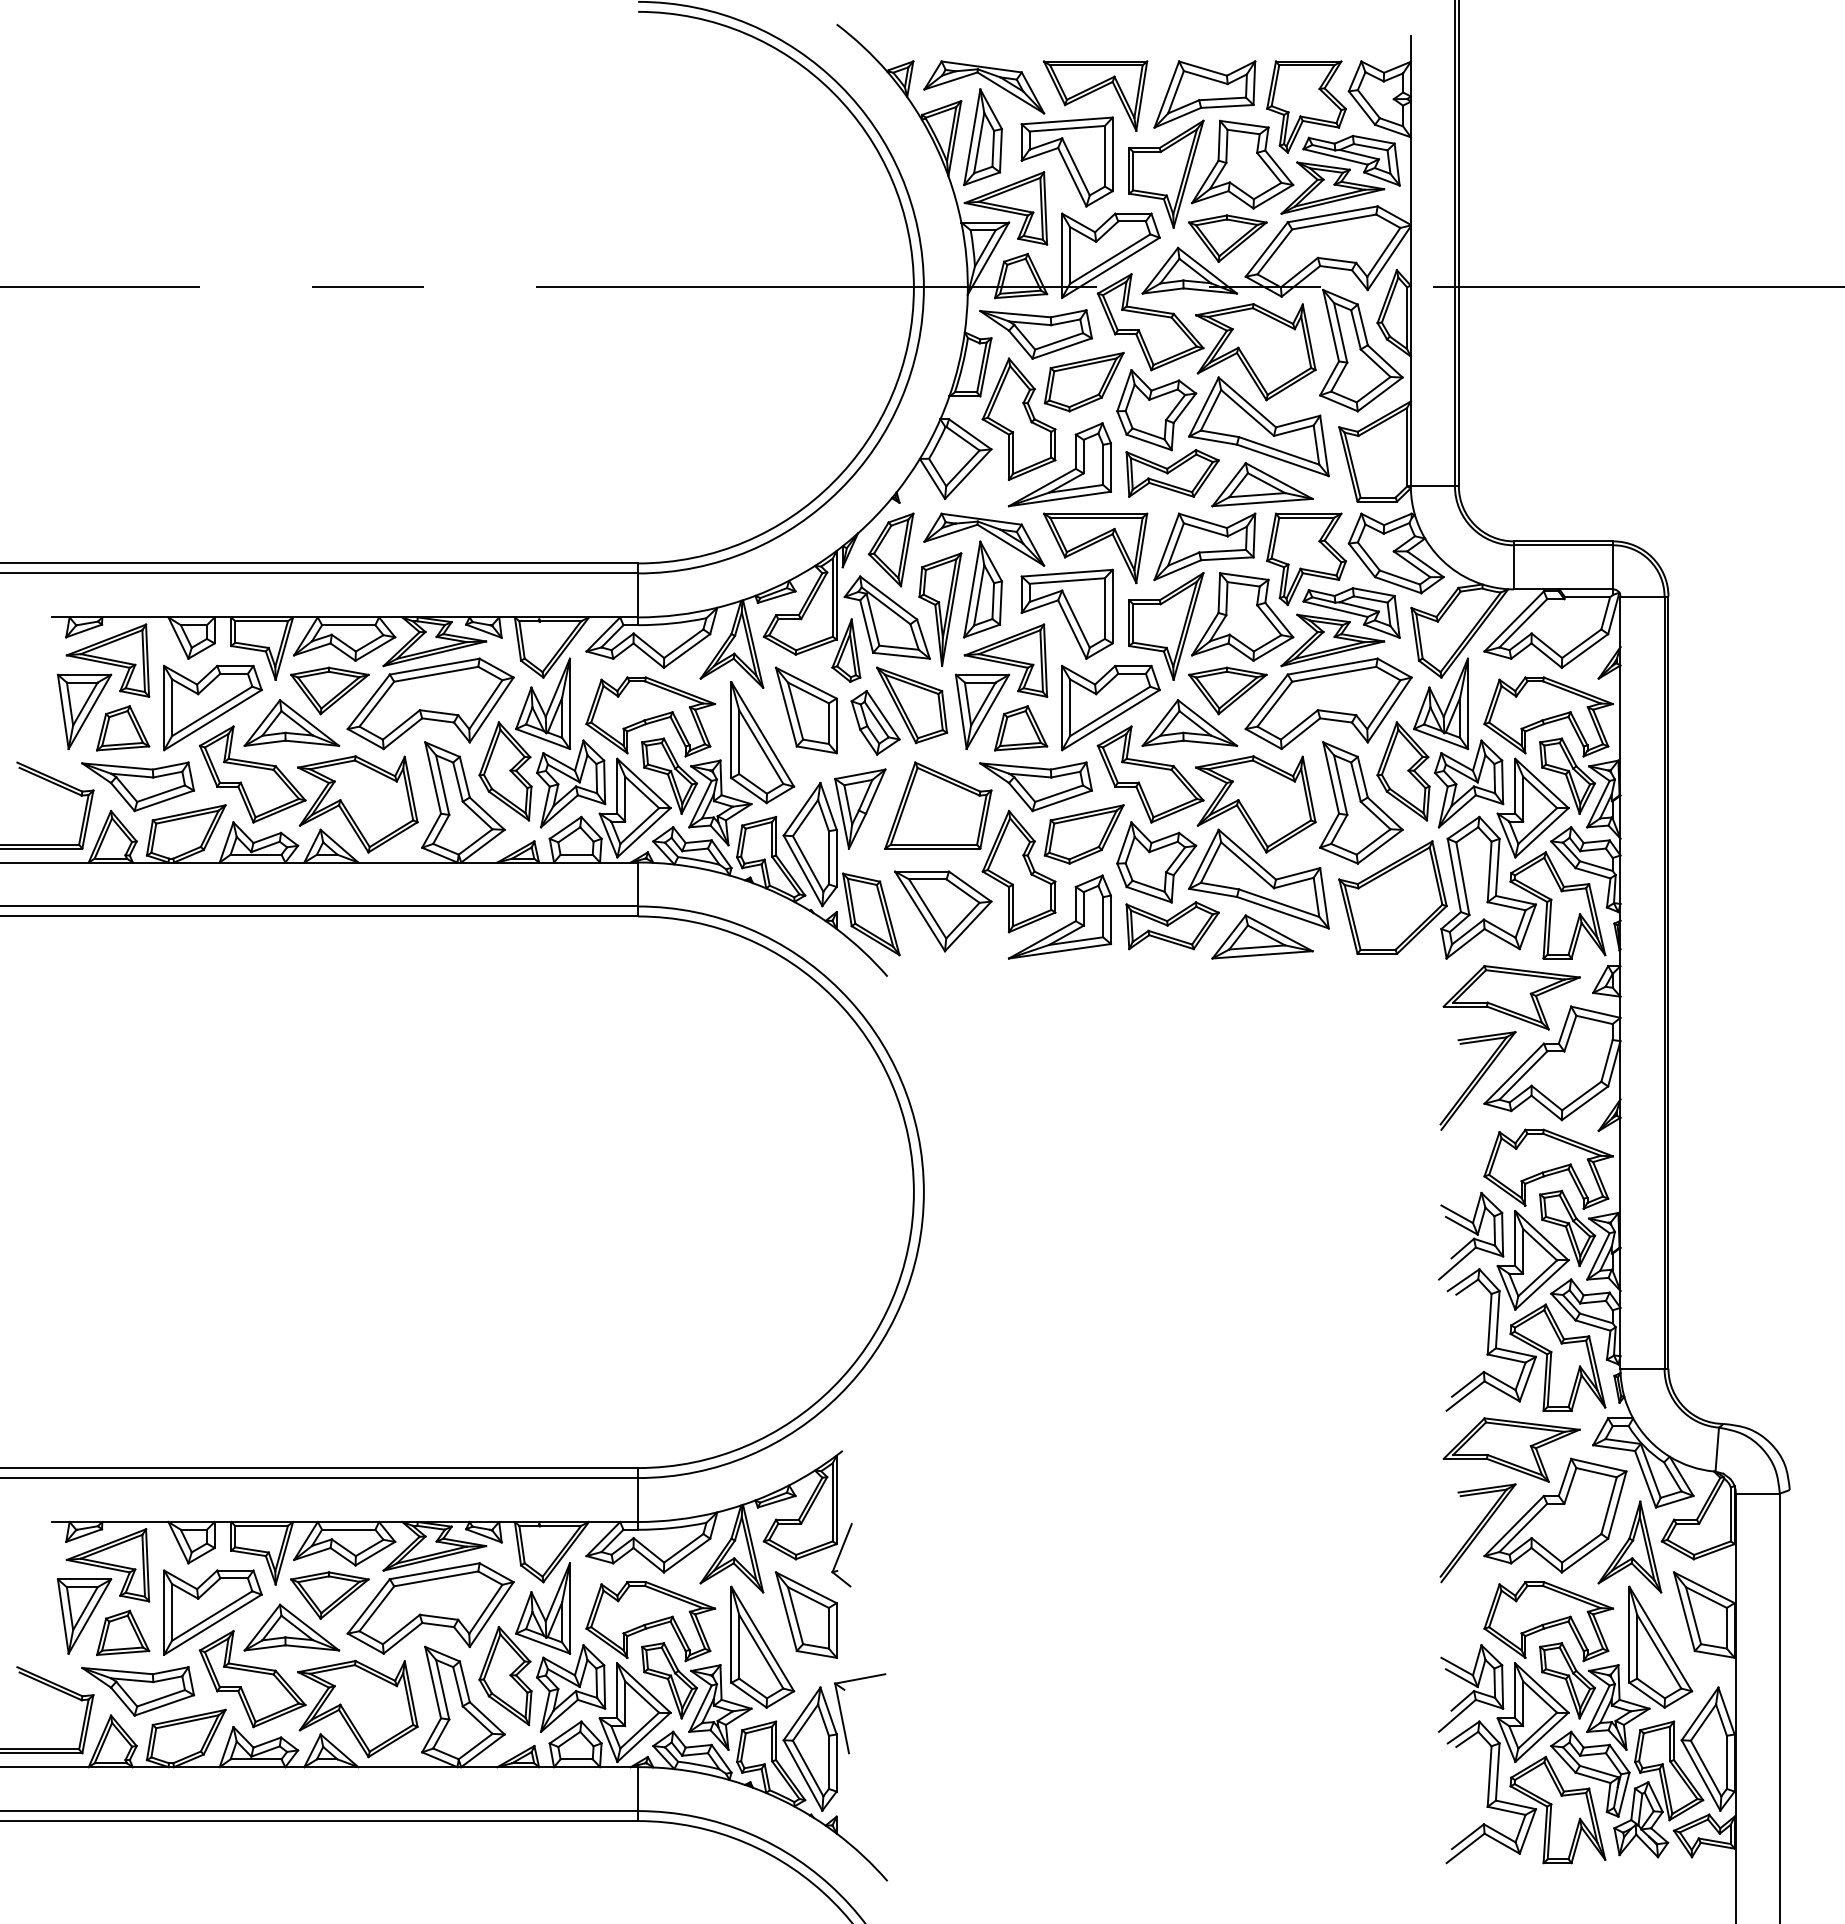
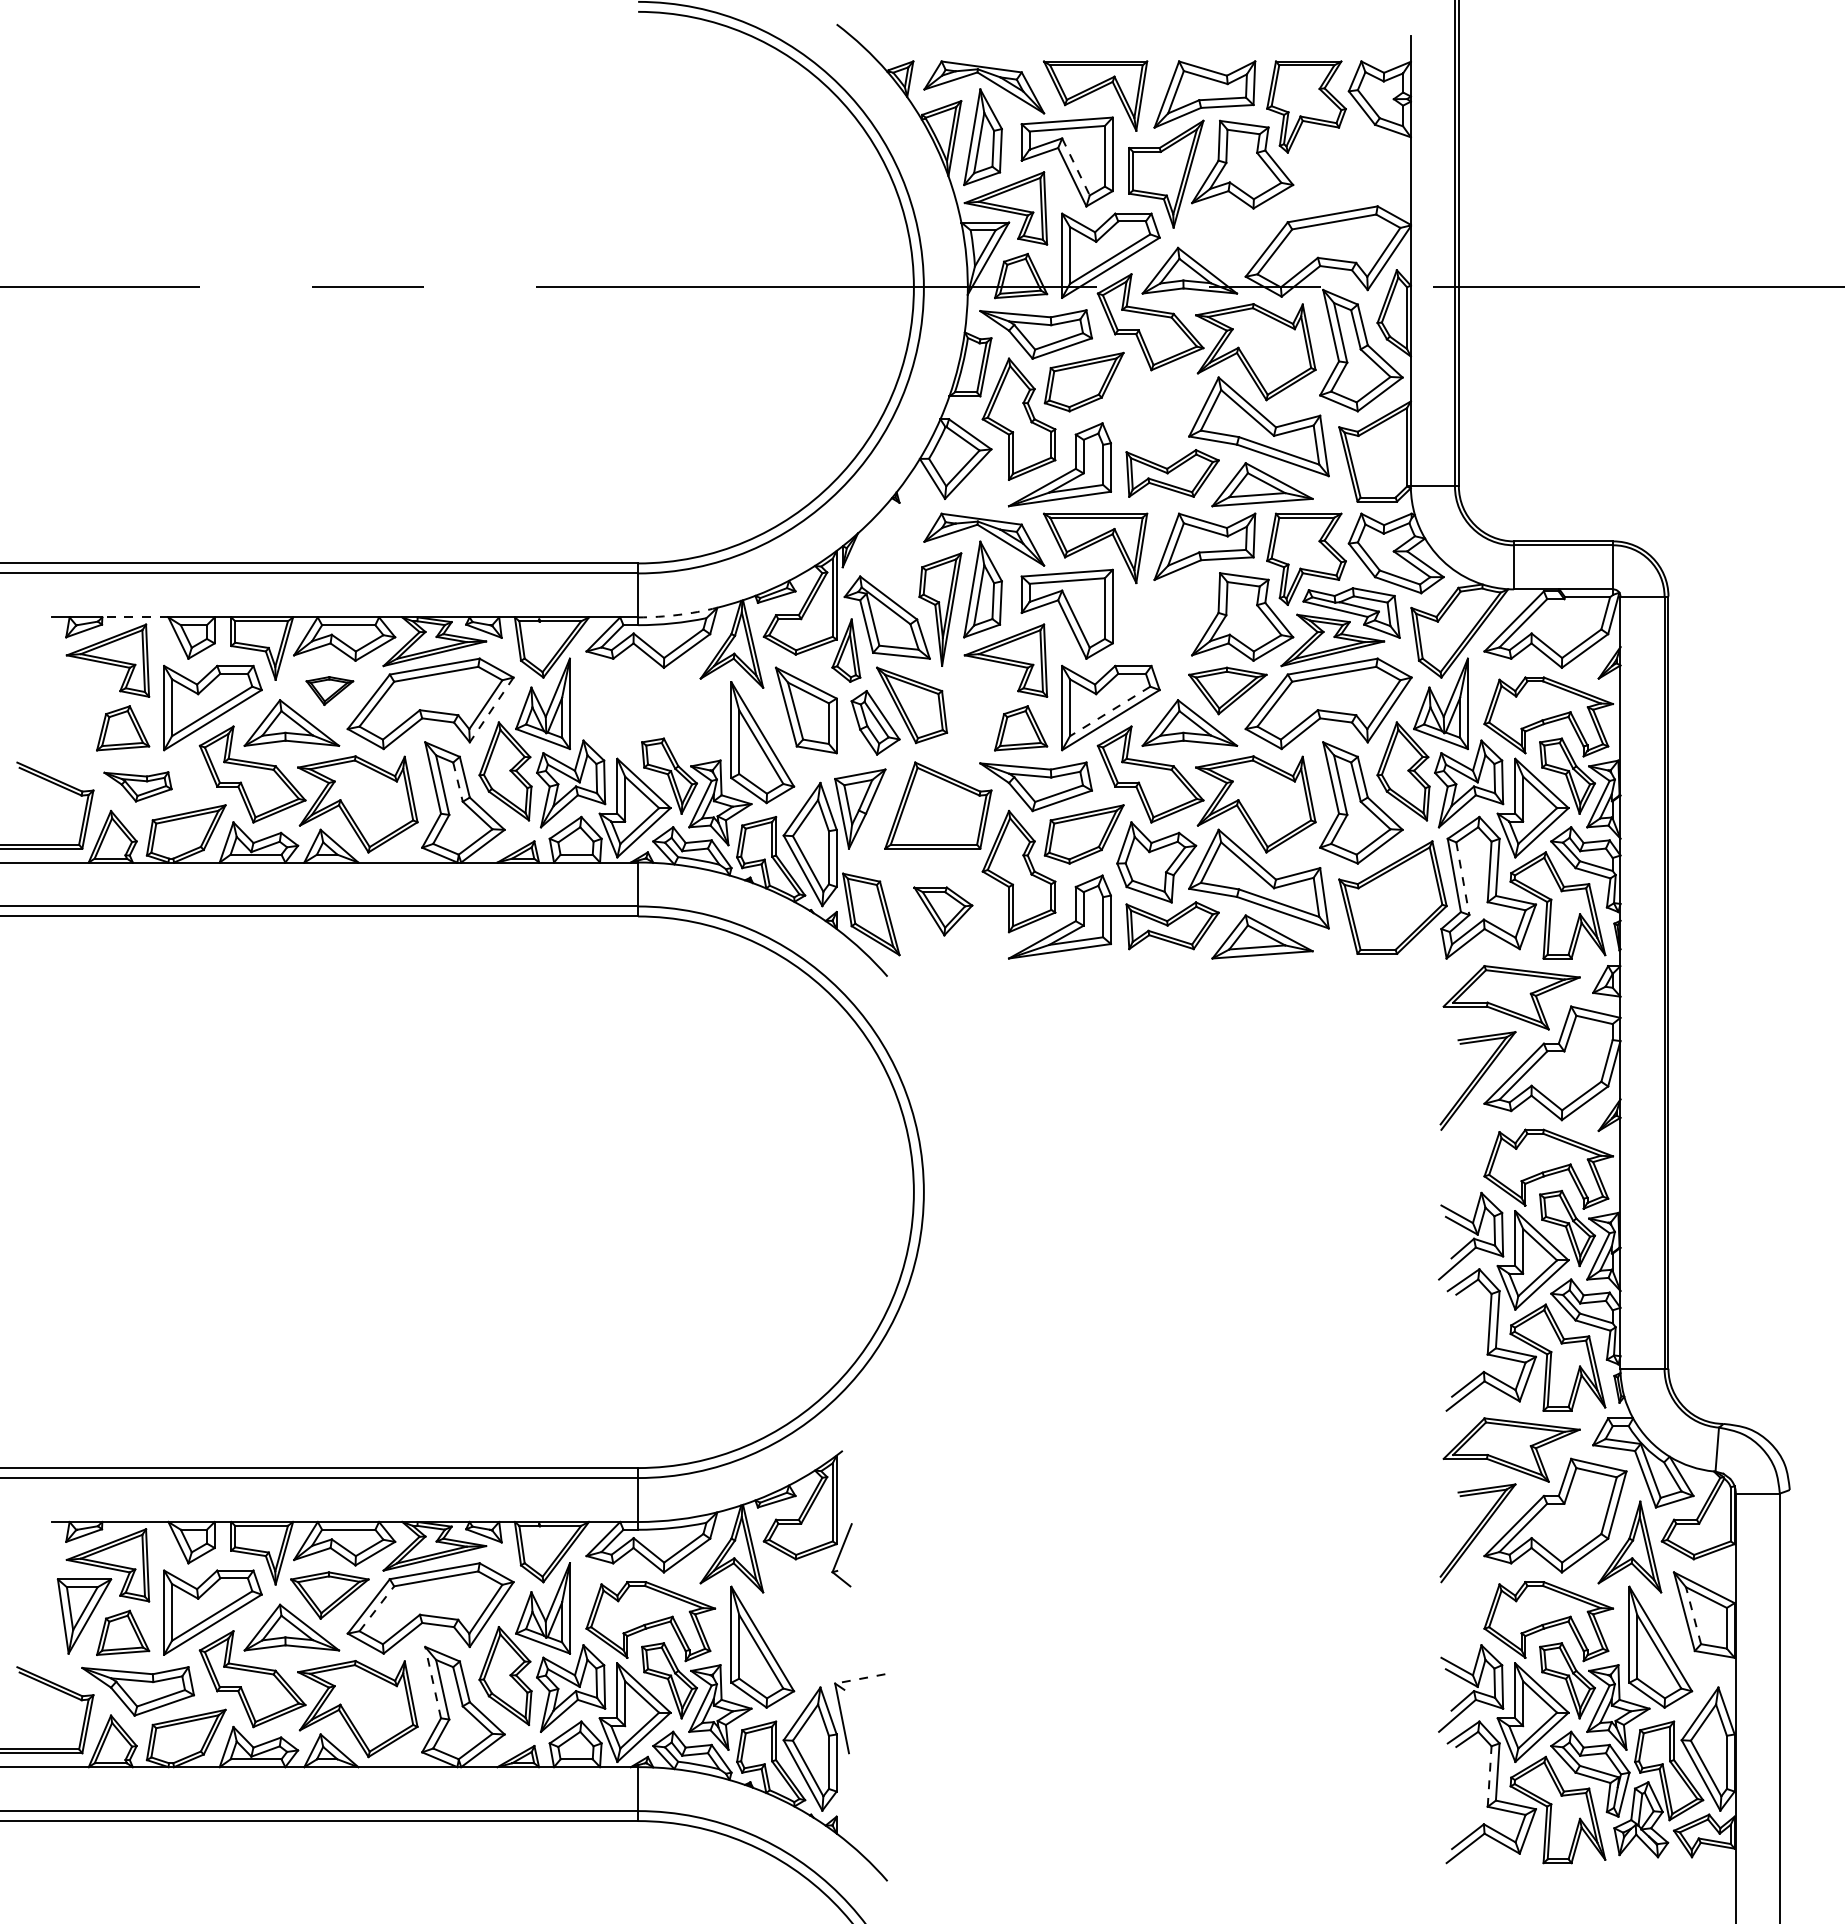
line: solid -> dashed (1075, 166)
part: present -> none (1340, 174)
part: present -> none (1227, 238)
part: present -> none (1156, 410)
part: present -> none (891, 549)
arc: solid -> dashed (678, 614)
line: solid -> dashed (134, 617)
part: present -> none (1166, 626)
part size: 80x50 px -> 50x30 px (329, 690)
line: solid -> dashed (491, 710)
part: present -> none (84, 711)
part: present -> none (982, 711)
line: solid -> dashed (1109, 711)
part: present -> none (650, 716)
line: solid -> dashed (458, 782)
part size: 114x52 px -> 70x32 px (137, 786)
line: solid -> dashed (1462, 878)
part size: 99x83 px -> 61x51 px (943, 911)
line: solid -> dashed (377, 1608)
part: present -> none (805, 1614)
line: solid -> dashed (1693, 1615)
line: solid -> dashed (860, 1678)
line: solid -> dashed (433, 1682)
line: solid -> dashed (1489, 1776)
